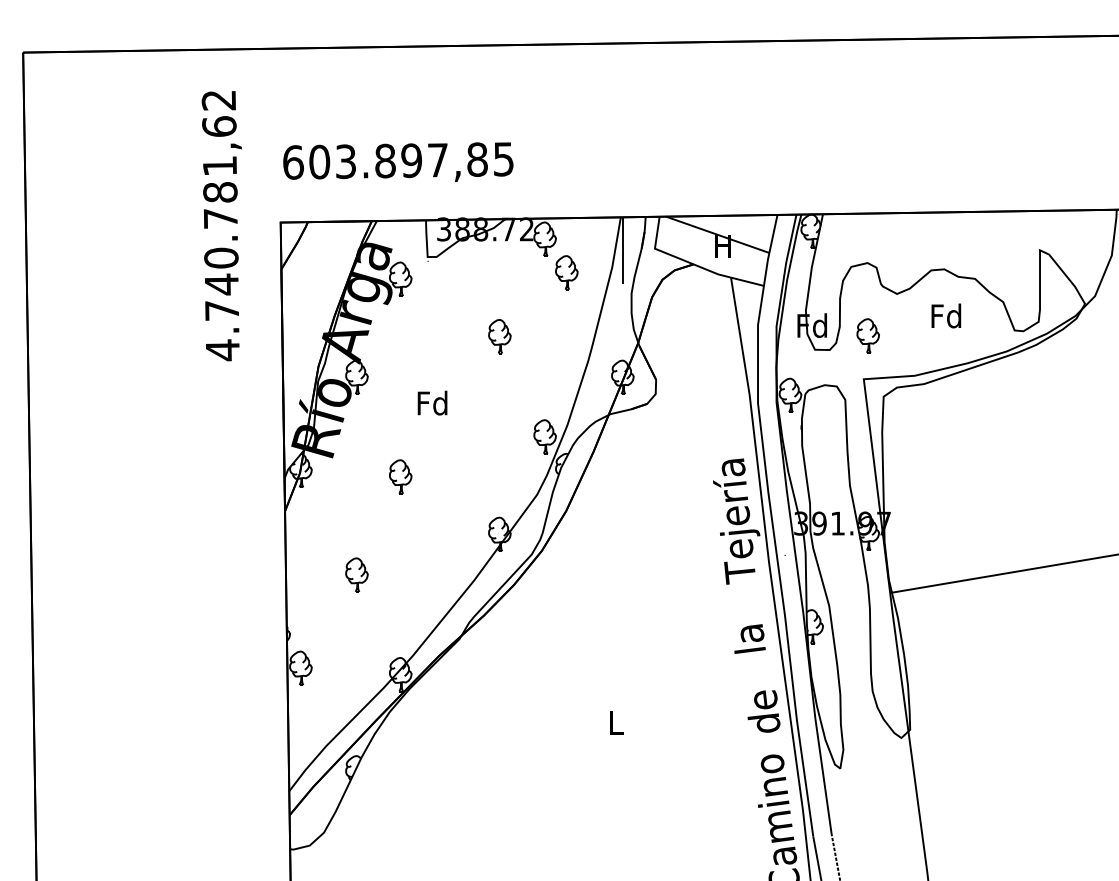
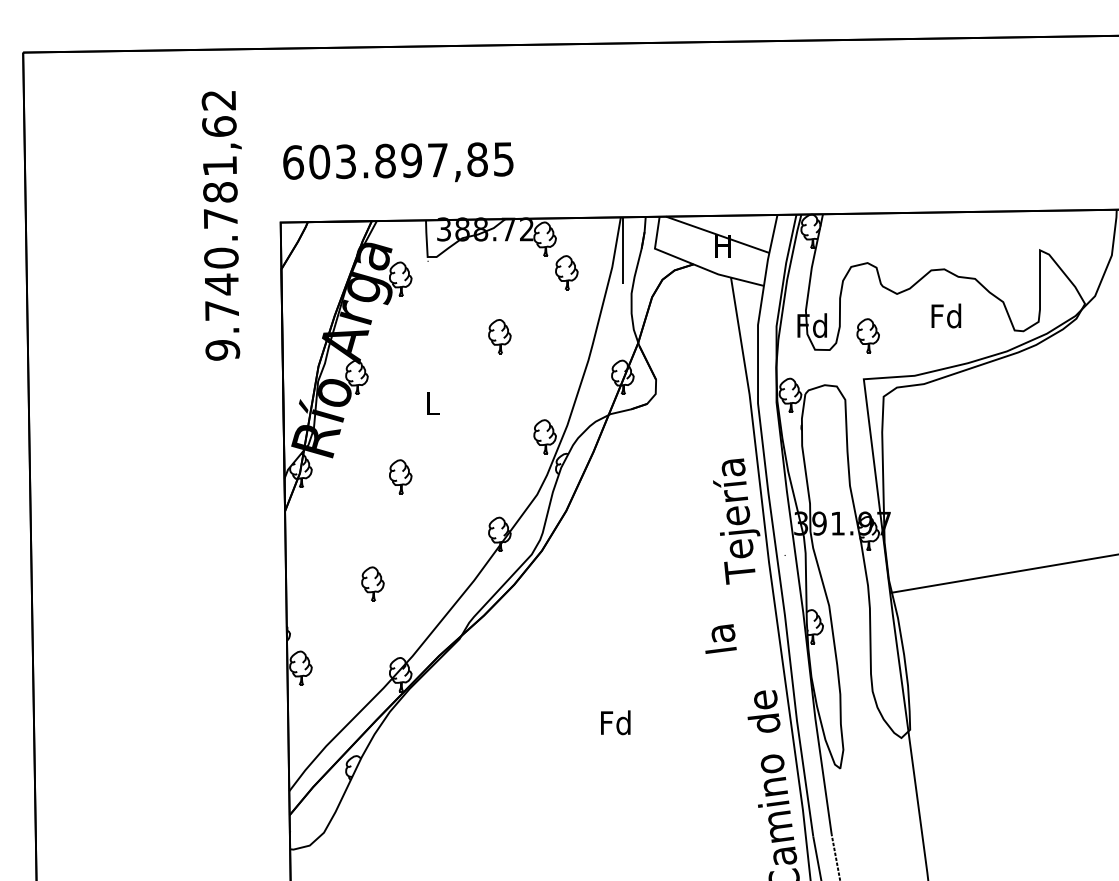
text: 4.740.781,62 -> 9.740.781,62 (222, 350)
text: Fd -> L (432, 402)
part position: (356, 574) -> (372, 583) (372, 583)
text position: (749, 638) -> (720, 638) (720, 638)
text: L -> Fd (615, 722)
